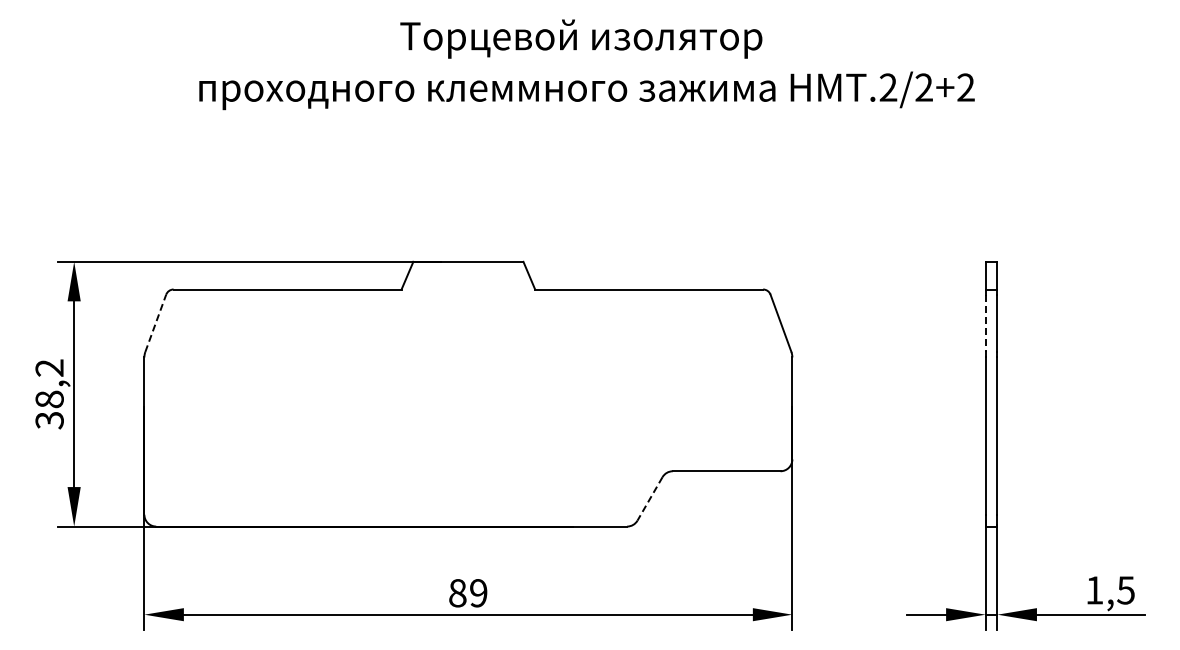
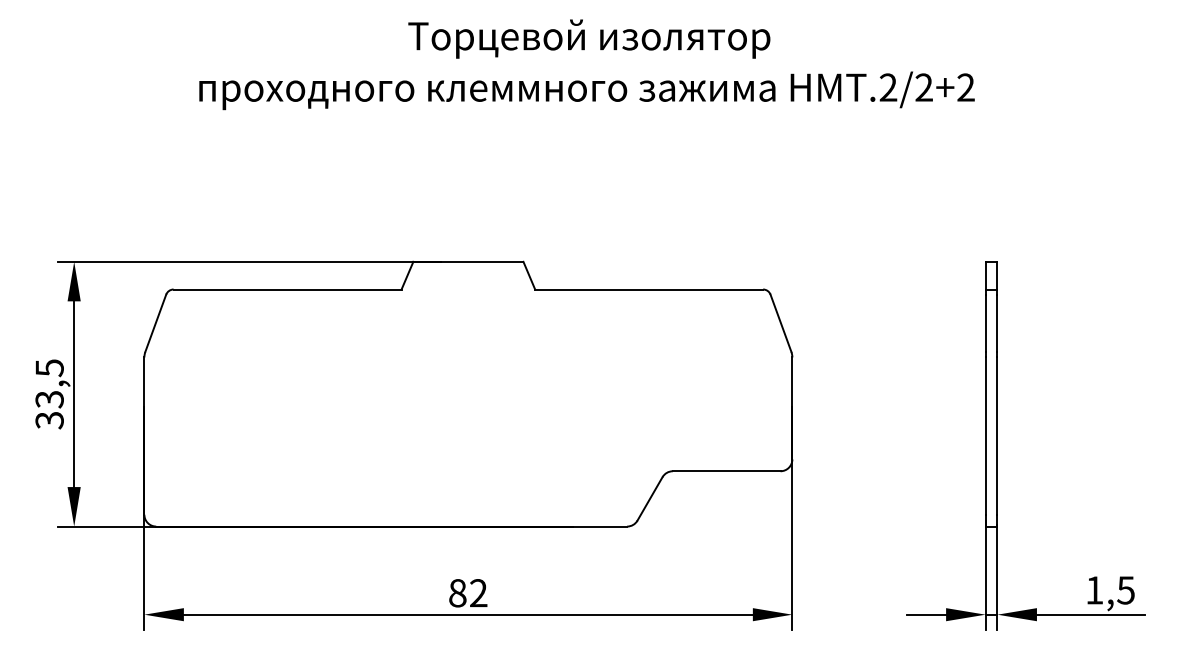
text position: (581, 38) -> (589, 38) (589, 38)
line: dashed -> solid (155, 322)
line: dashed -> solid (985, 323)
text: 38,2 -> 33,5 (49, 383)
line: dashed -> solid (649, 499)
text: 89 -> 82 (478, 593)
